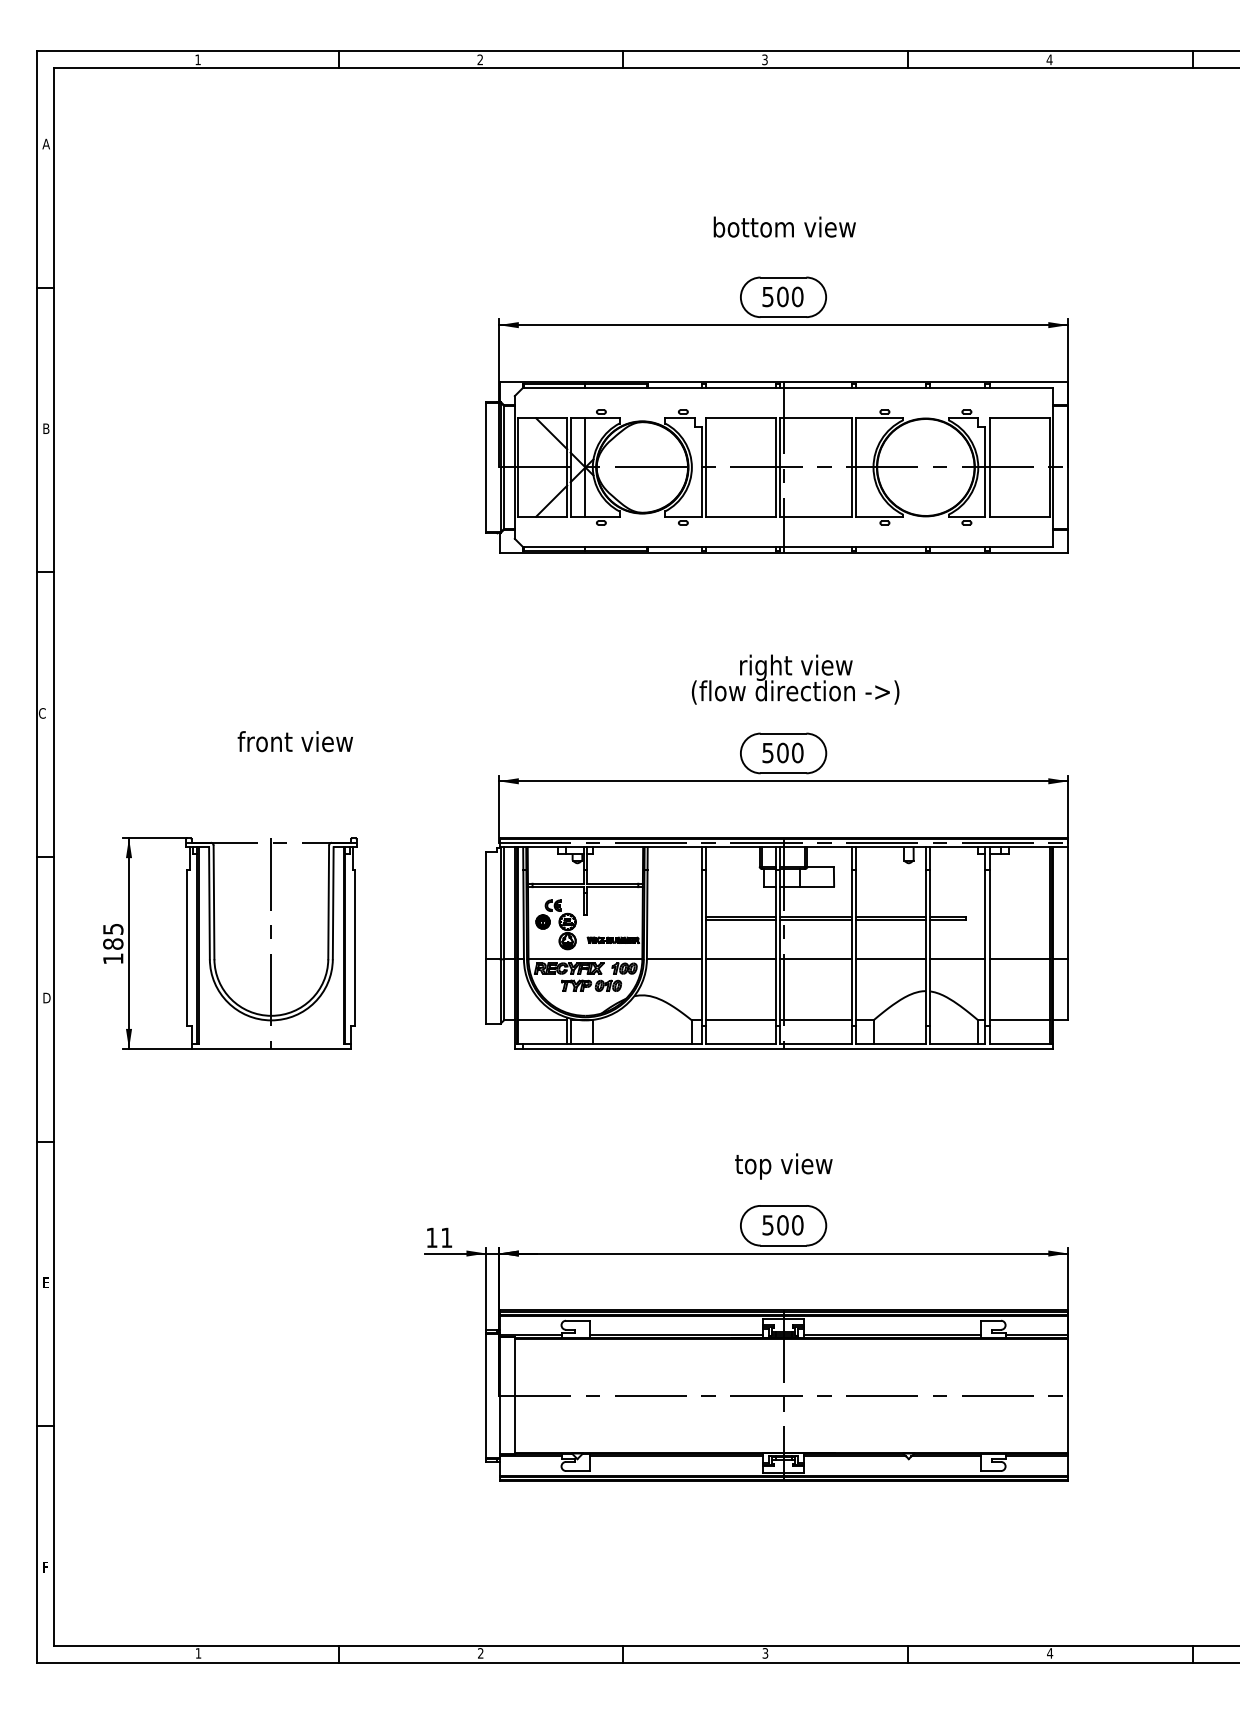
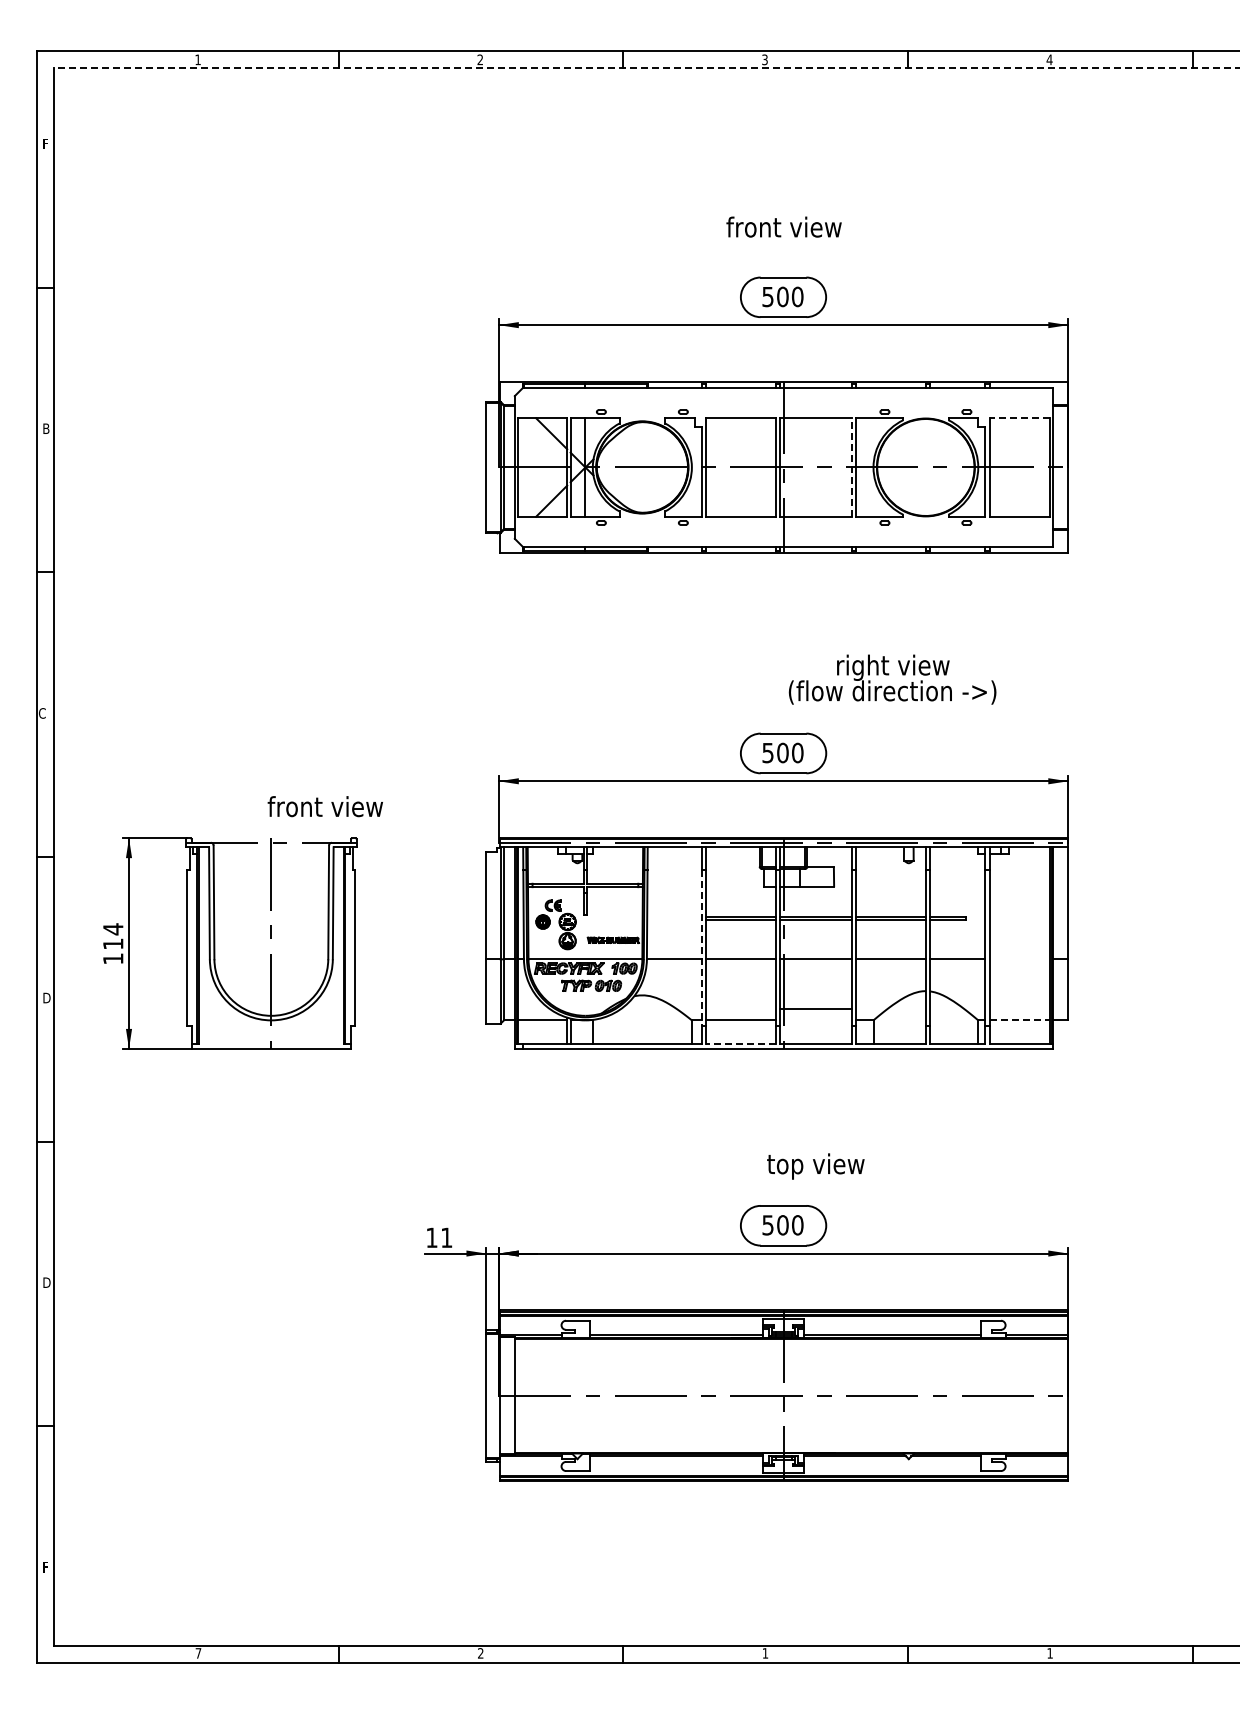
line: solid -> dashed (646, 68)
text: A -> F (45, 143)
text: bottom view -> front view (784, 226)
line: solid -> dashed (1019, 418)
line: solid -> dashed (851, 467)
text position: (795, 679) -> (892, 679) (892, 679)
text position: (294, 741) -> (324, 806) (324, 806)
text: 185 -> 114 (113, 936)
line: solid -> dashed (701, 948)
line: present -> none (1019, 959)
line position: (815, 1020) -> (815, 1009) (815, 1009)
line: solid -> dashed (1020, 1020)
line: solid -> dashed (740, 1044)
text position: (783, 1166) -> (815, 1166) (815, 1166)
text: E -> D (46, 1282)
text: 1 -> 7 (198, 1653)
text: 3 -> 1 (765, 1653)
text: 4 -> 1 (1050, 1653)
